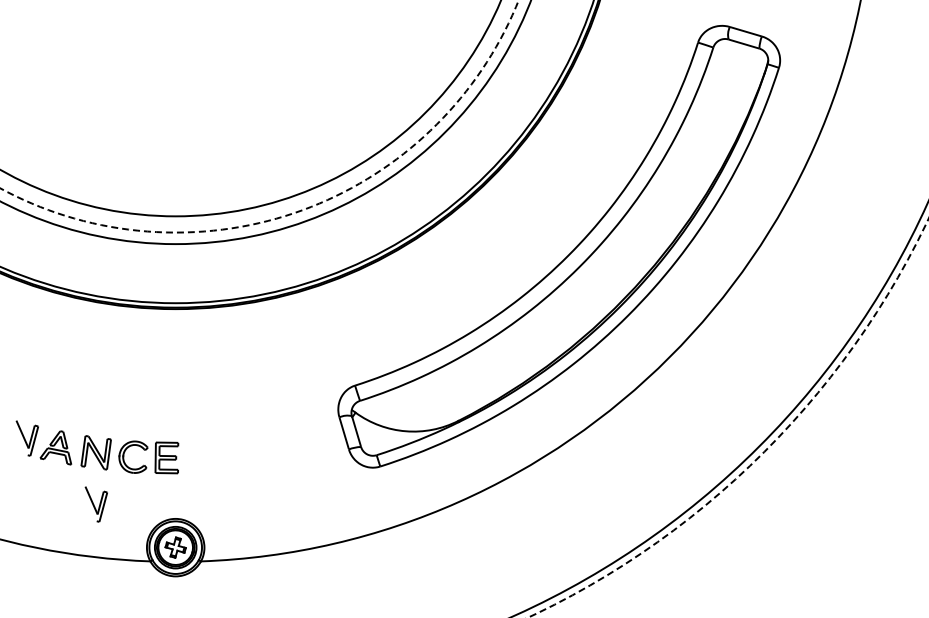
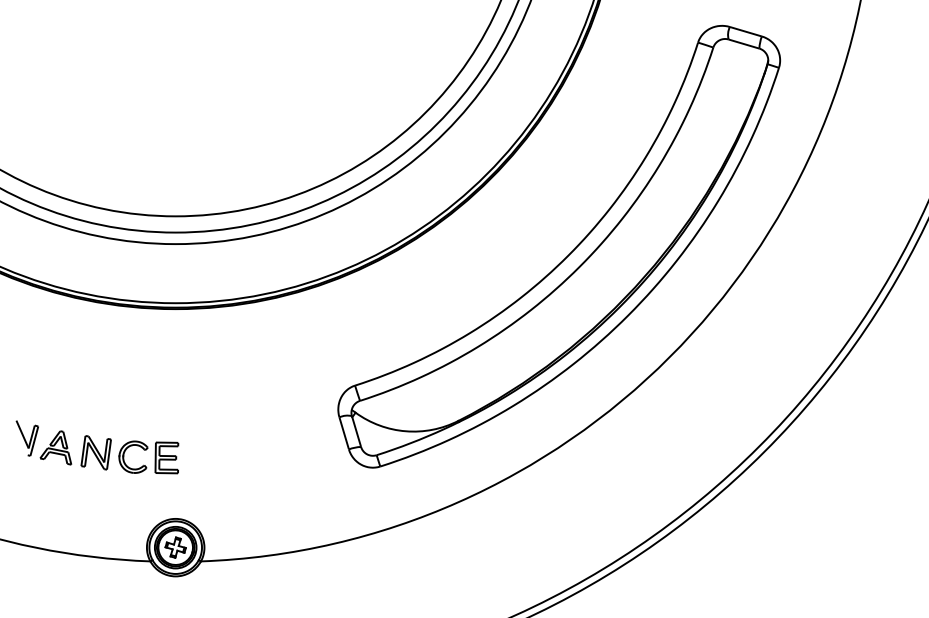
circle: dashed -> solid (259, 116)
circle: dashed -> solid (727, 417)
part: present -> none (95, 504)
